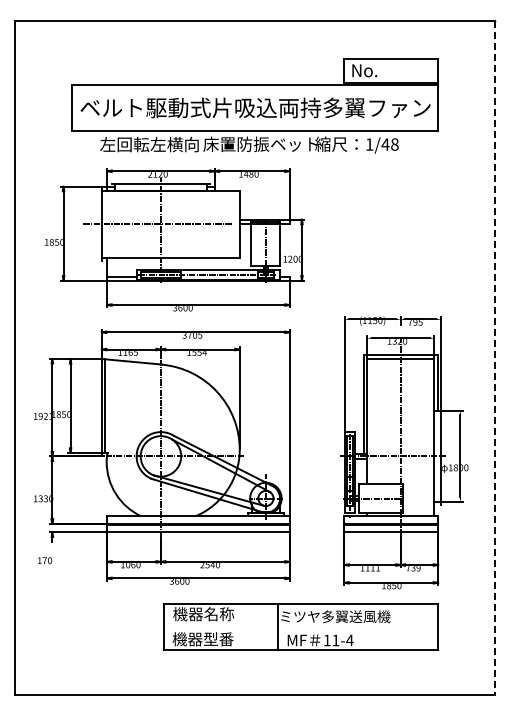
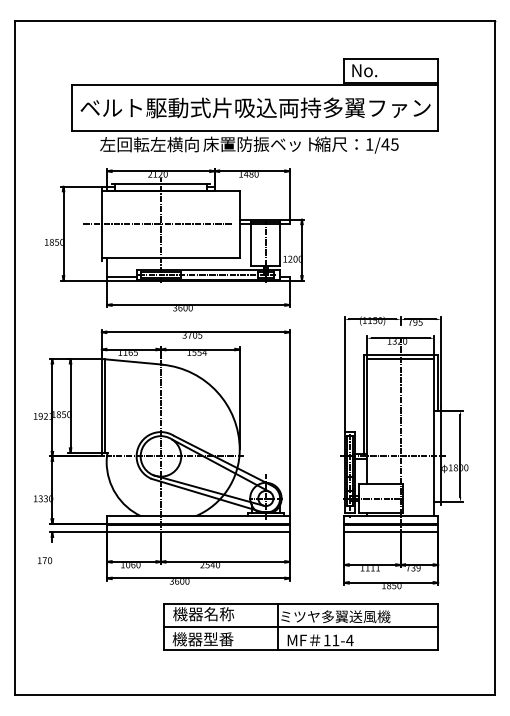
text: 1/48 -> 1/45 (394, 144)
line: dashed -> solid (494, 358)
line: none -> present (300, 627)
